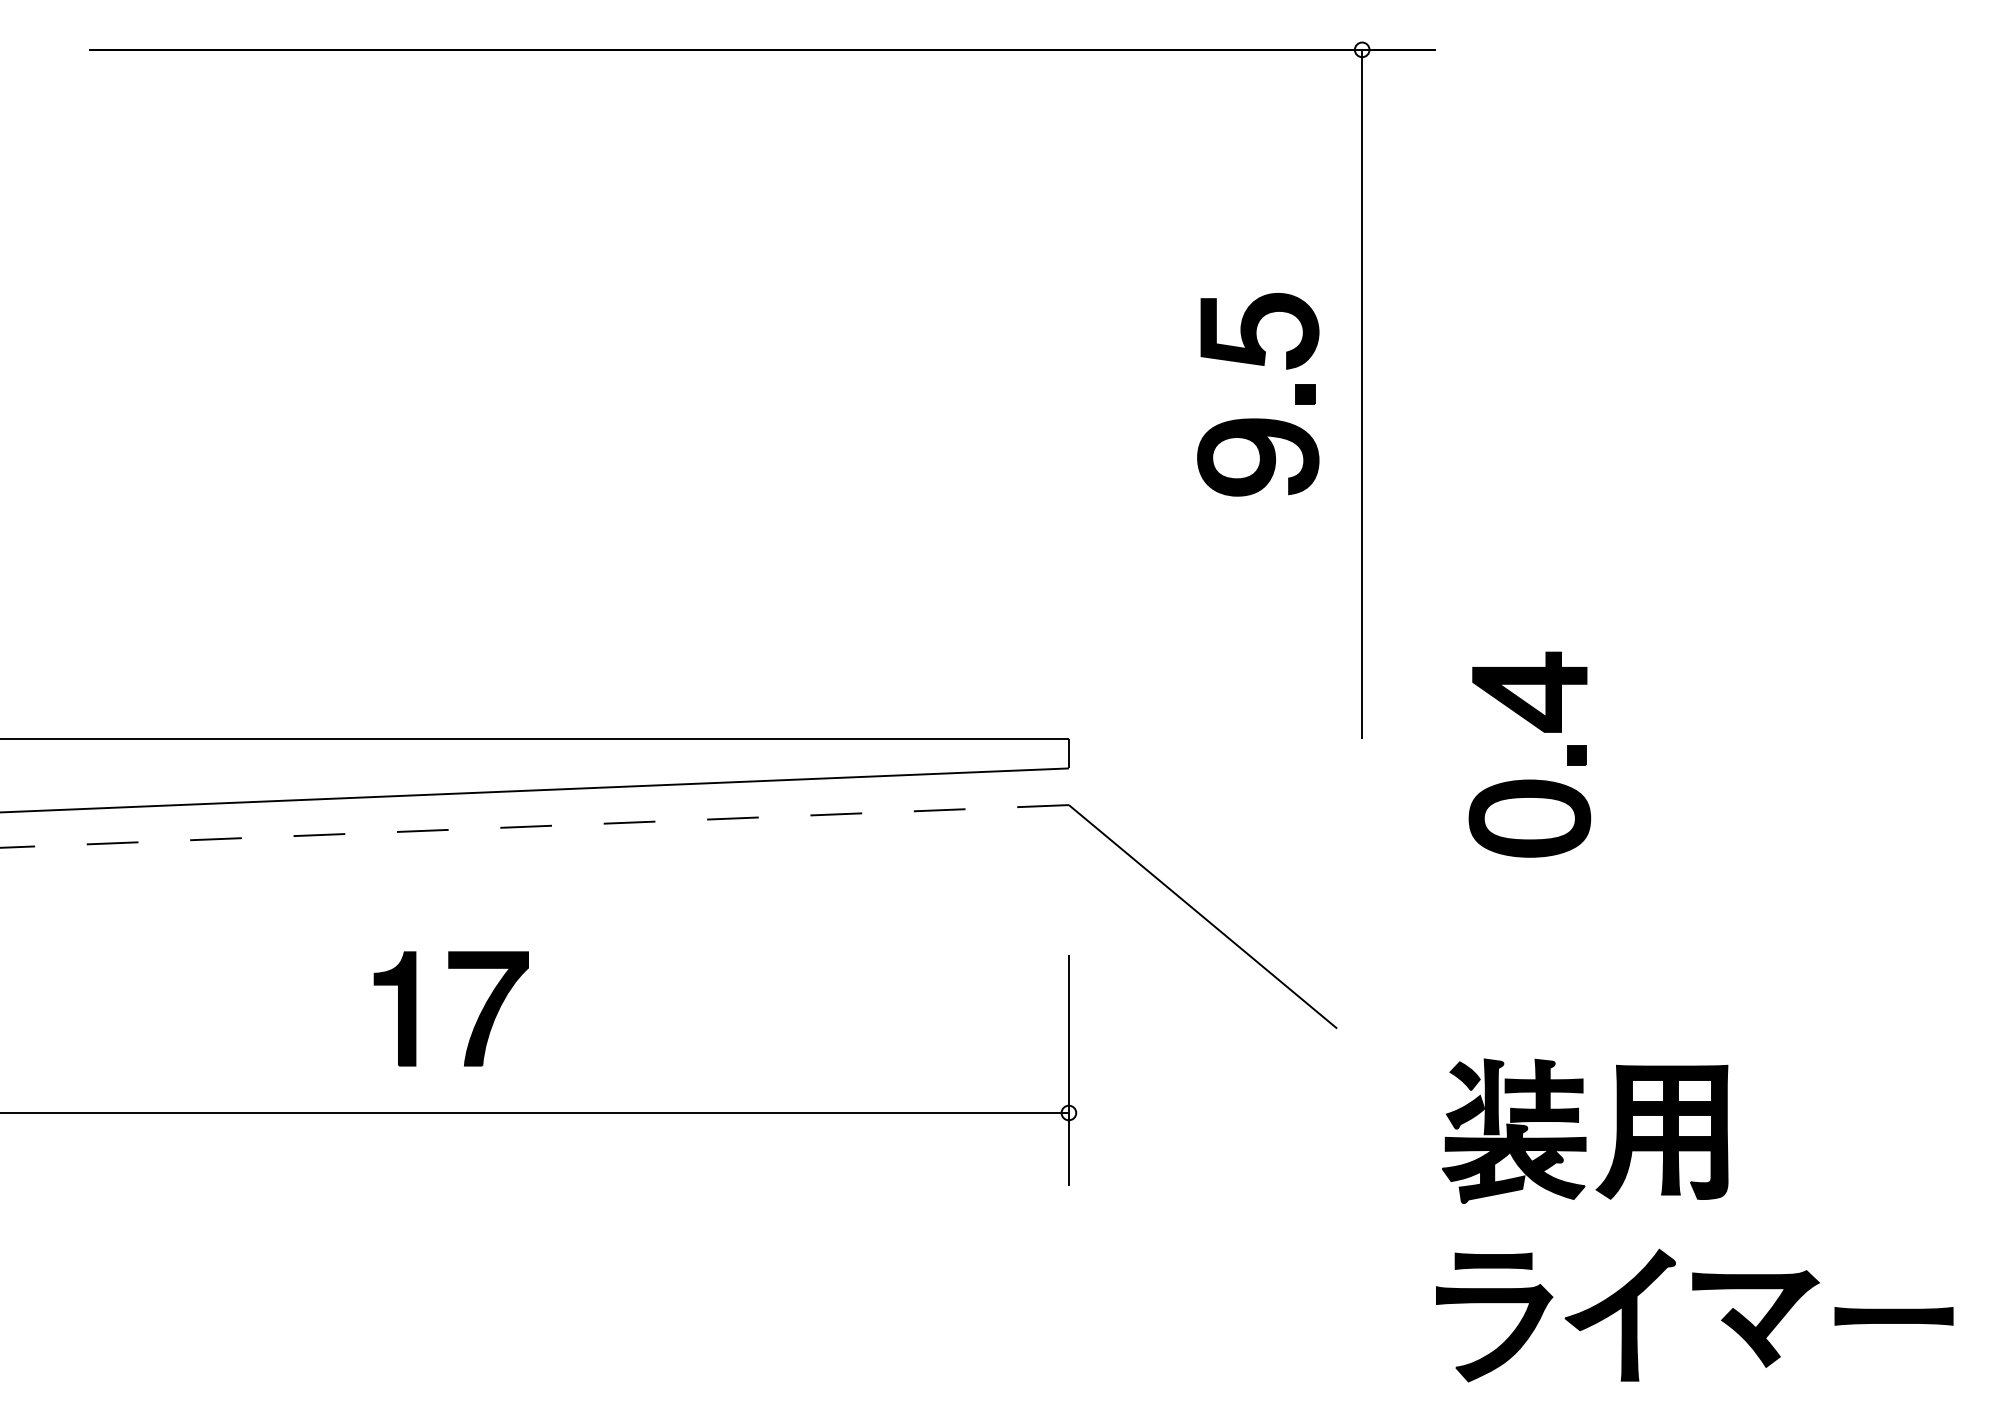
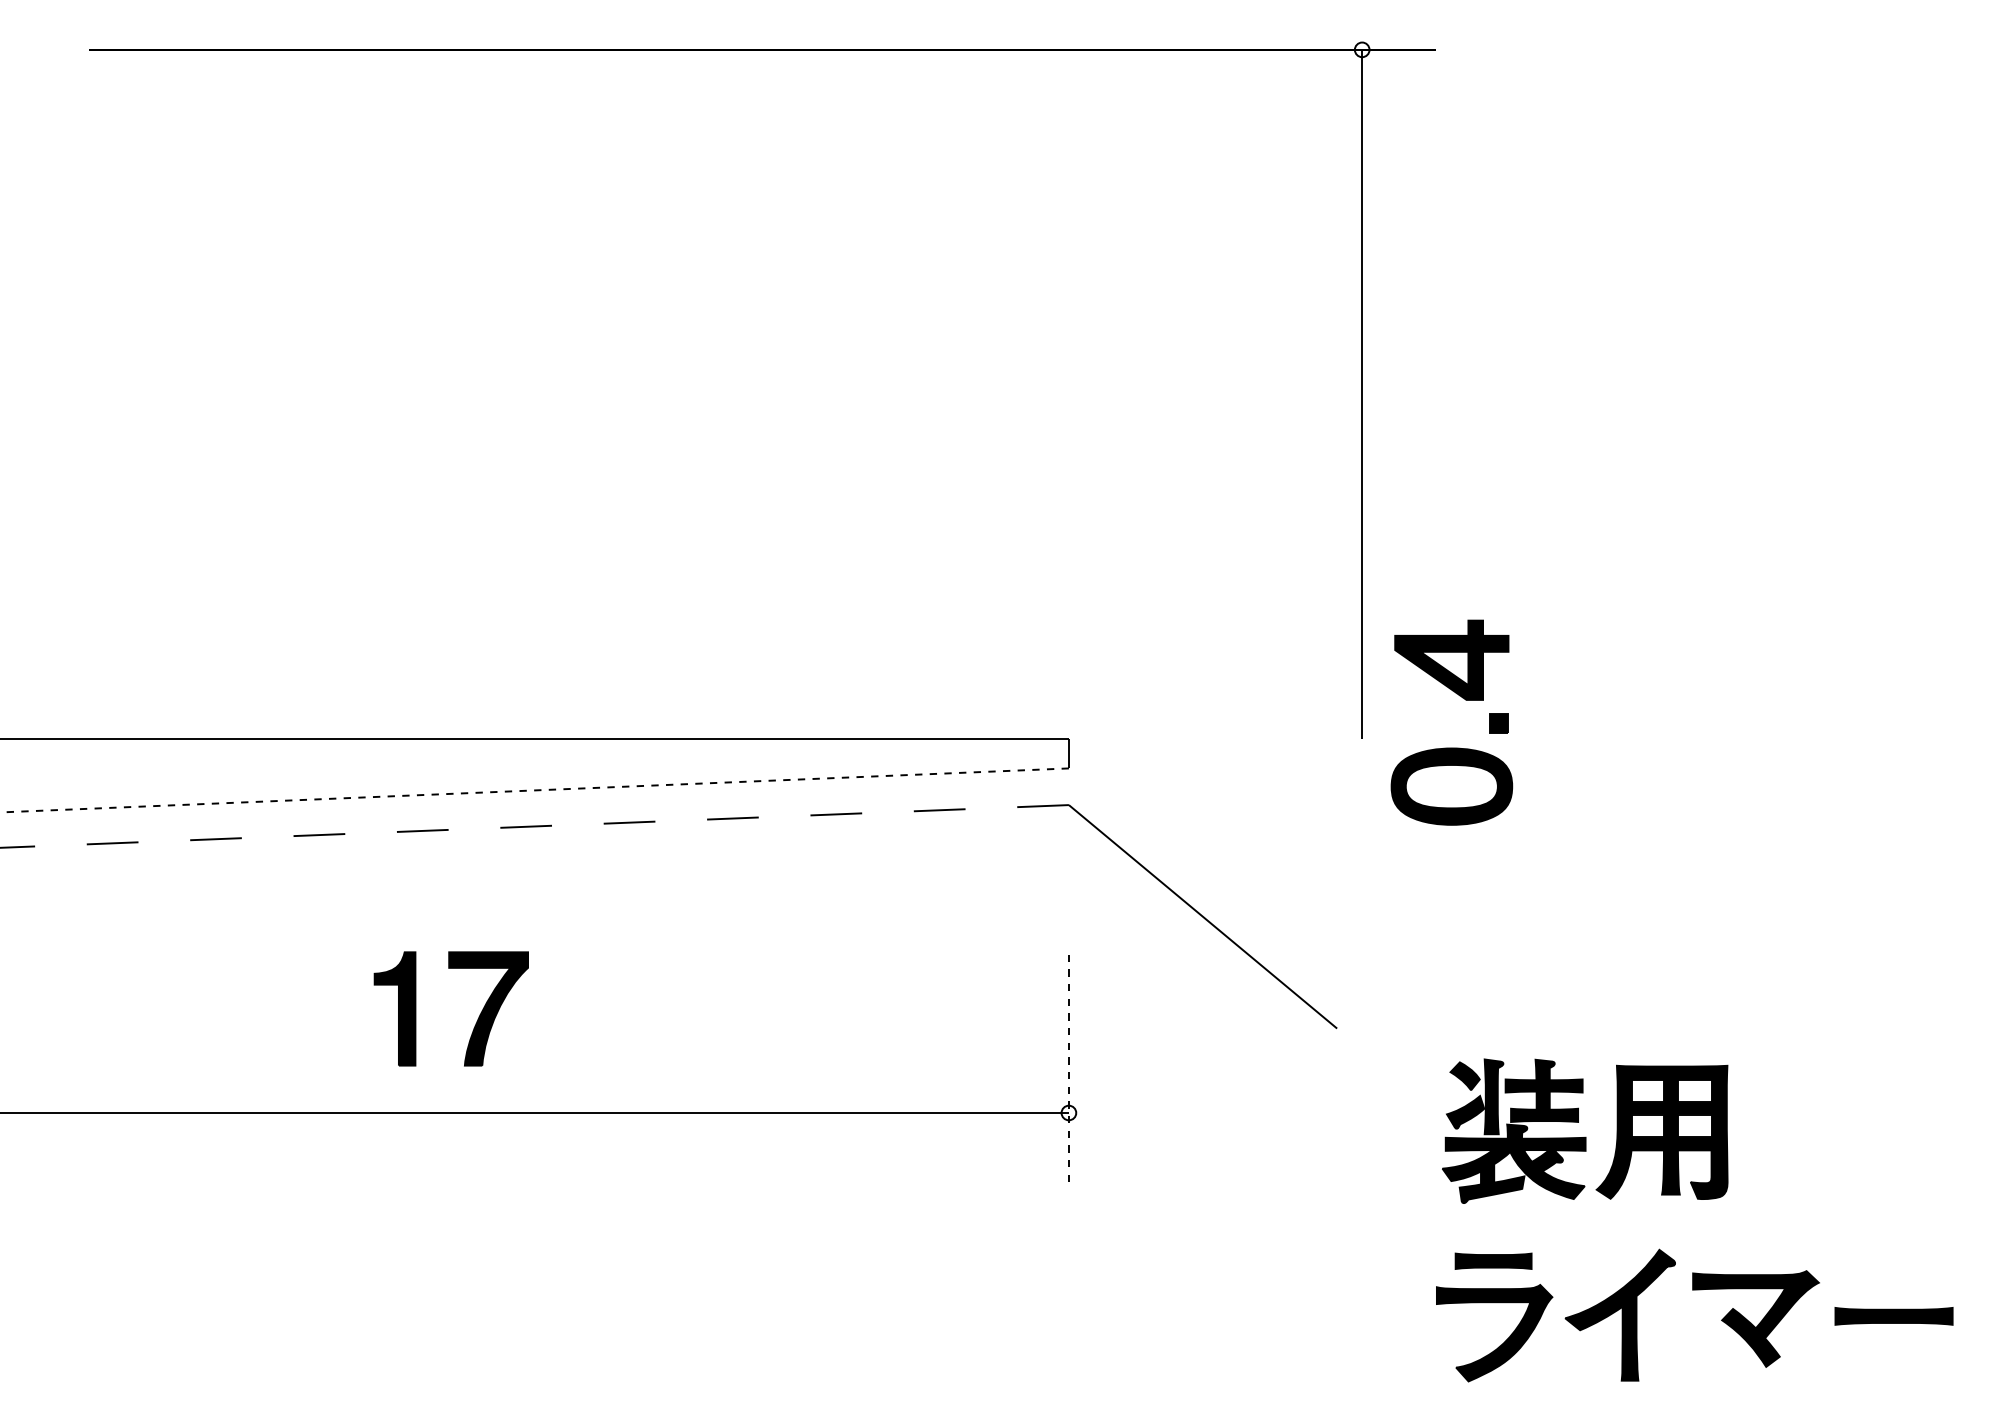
part: present -> none (1258, 418)
part position: (1529, 779) -> (1451, 747) (1451, 747)
line: solid -> dashed (534, 790)
line: solid -> dashed (1068, 1070)
